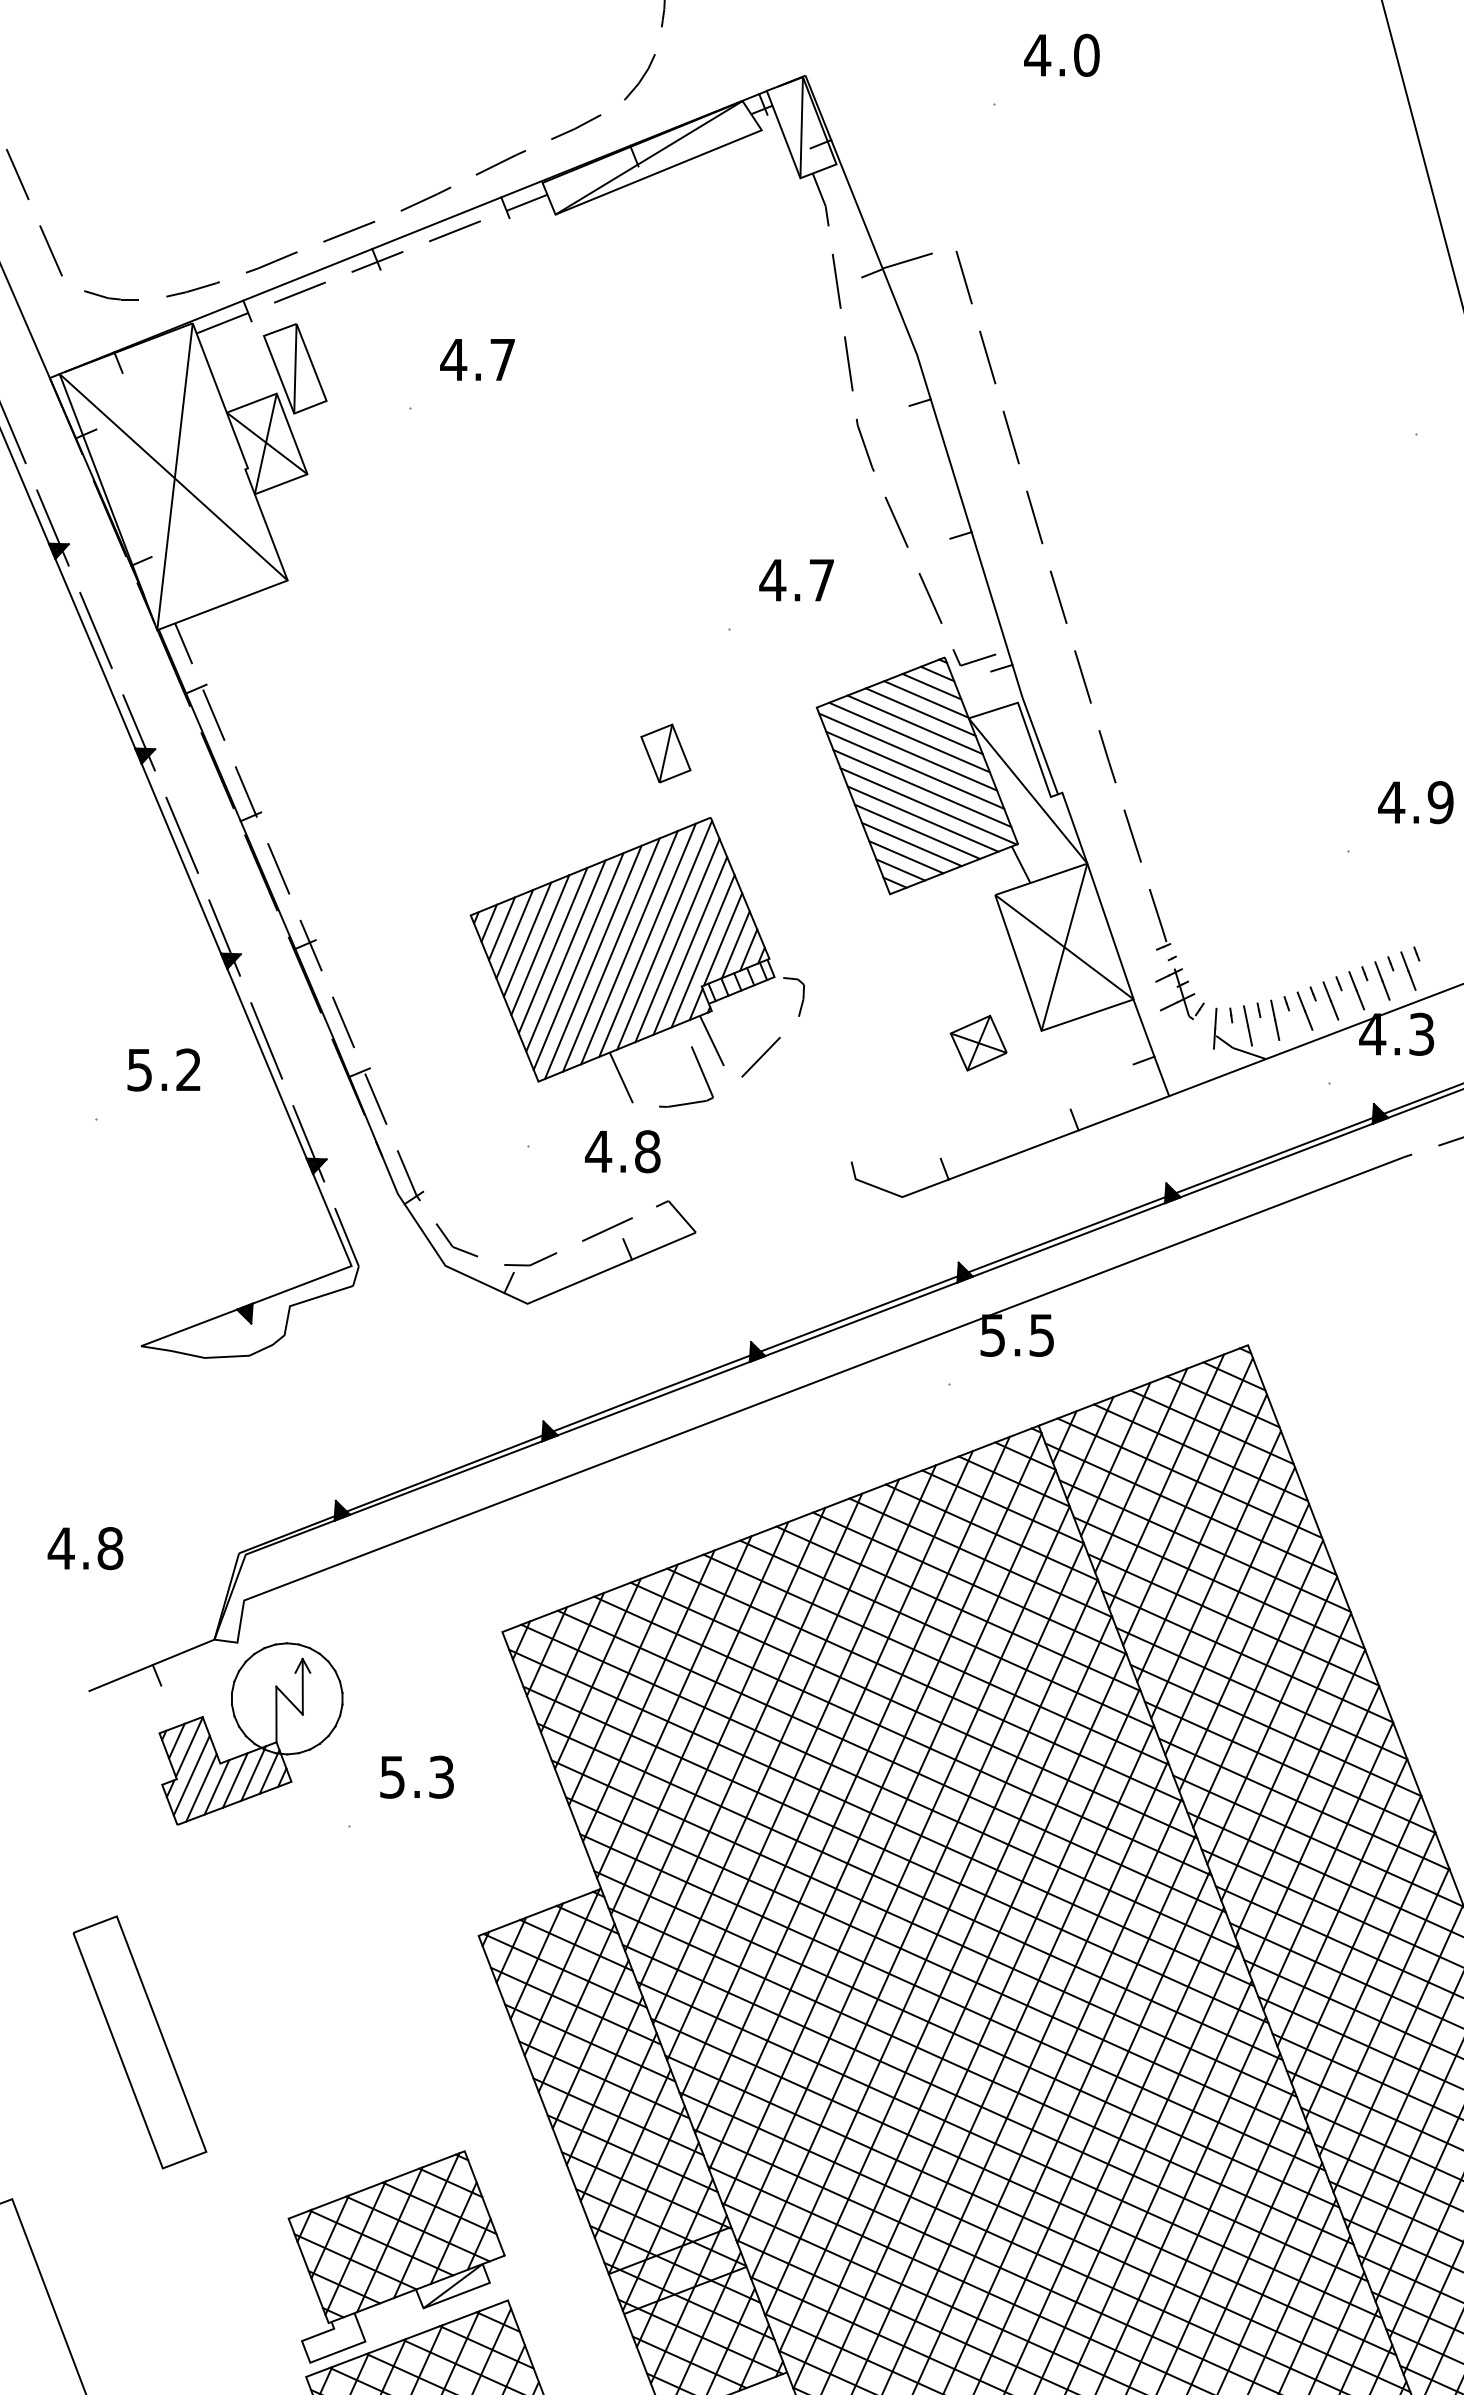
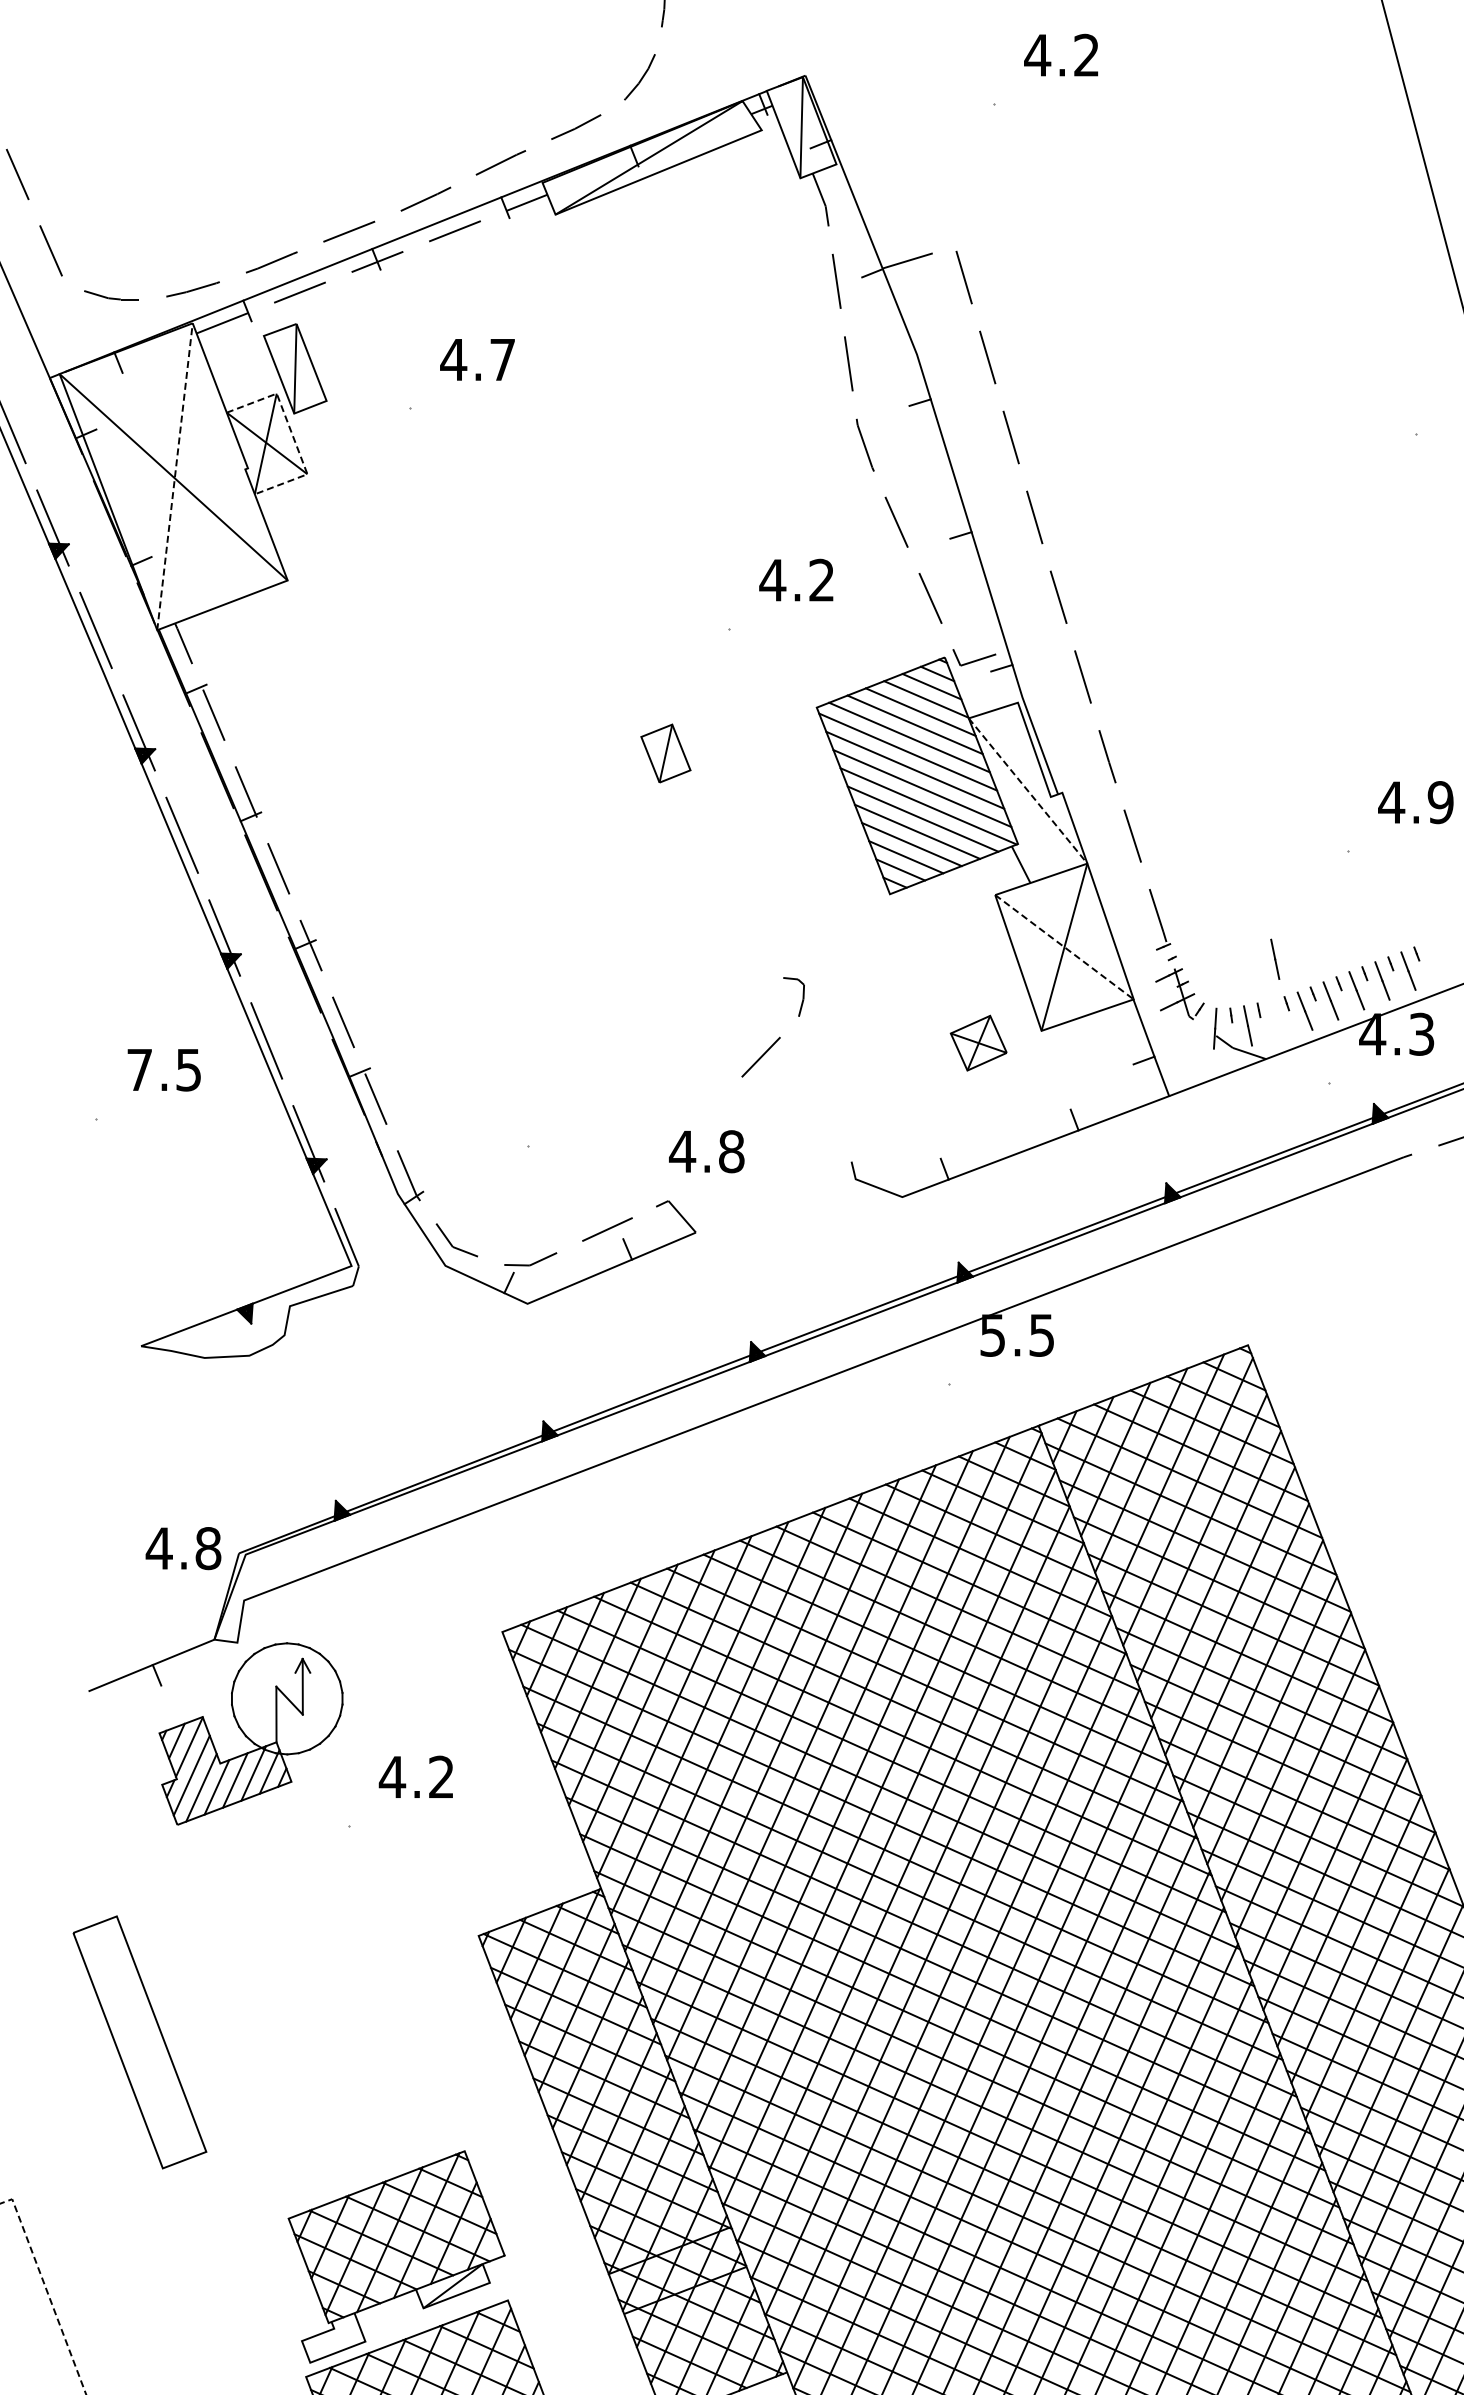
text: 4.0 -> 4.2 (1086, 54)
line: solid -> dashed (292, 435)
line: solid -> dashed (175, 476)
text: 4.7 -> 4.2 (821, 579)
line: solid -> dashed (1028, 791)
line: solid -> dashed (1064, 947)
part: present -> none (622, 962)
line position: (1275, 1019) -> (1275, 958) (1275, 958)
text: 5.2 -> 7.5 (163, 1069)
text position: (622, 1151) -> (706, 1151) (706, 1151)
text position: (85, 1548) -> (183, 1548) (183, 1548)
text: 5.3 -> 4.2 (415, 1776)
line: solid -> dashed (46, 2289)
